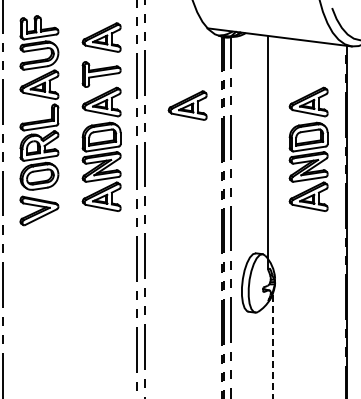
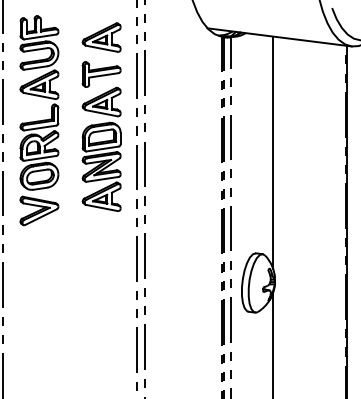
part: present -> none (187, 105)
part: present -> none (308, 148)
line position: (268, 152) -> (273, 152) (273, 152)
line: dashed -> solid (273, 345)
